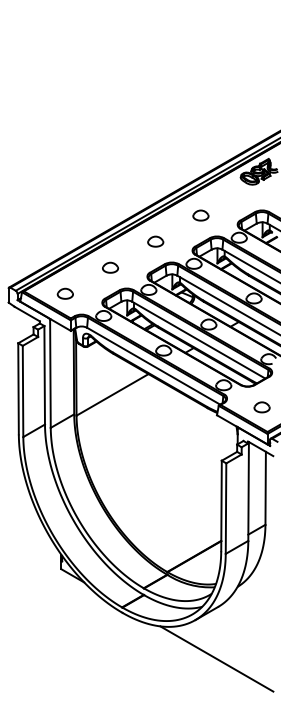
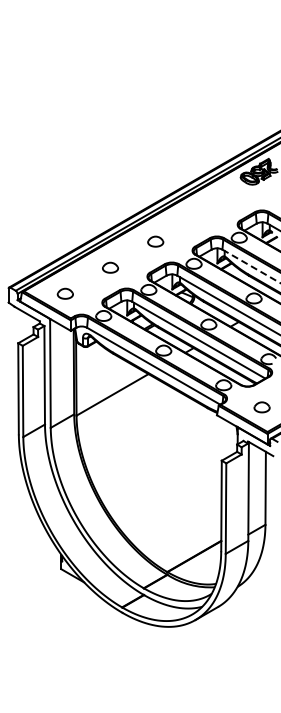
part: present -> none (200, 215)
line: solid -> dashed (251, 266)
line: present -> none (216, 658)
